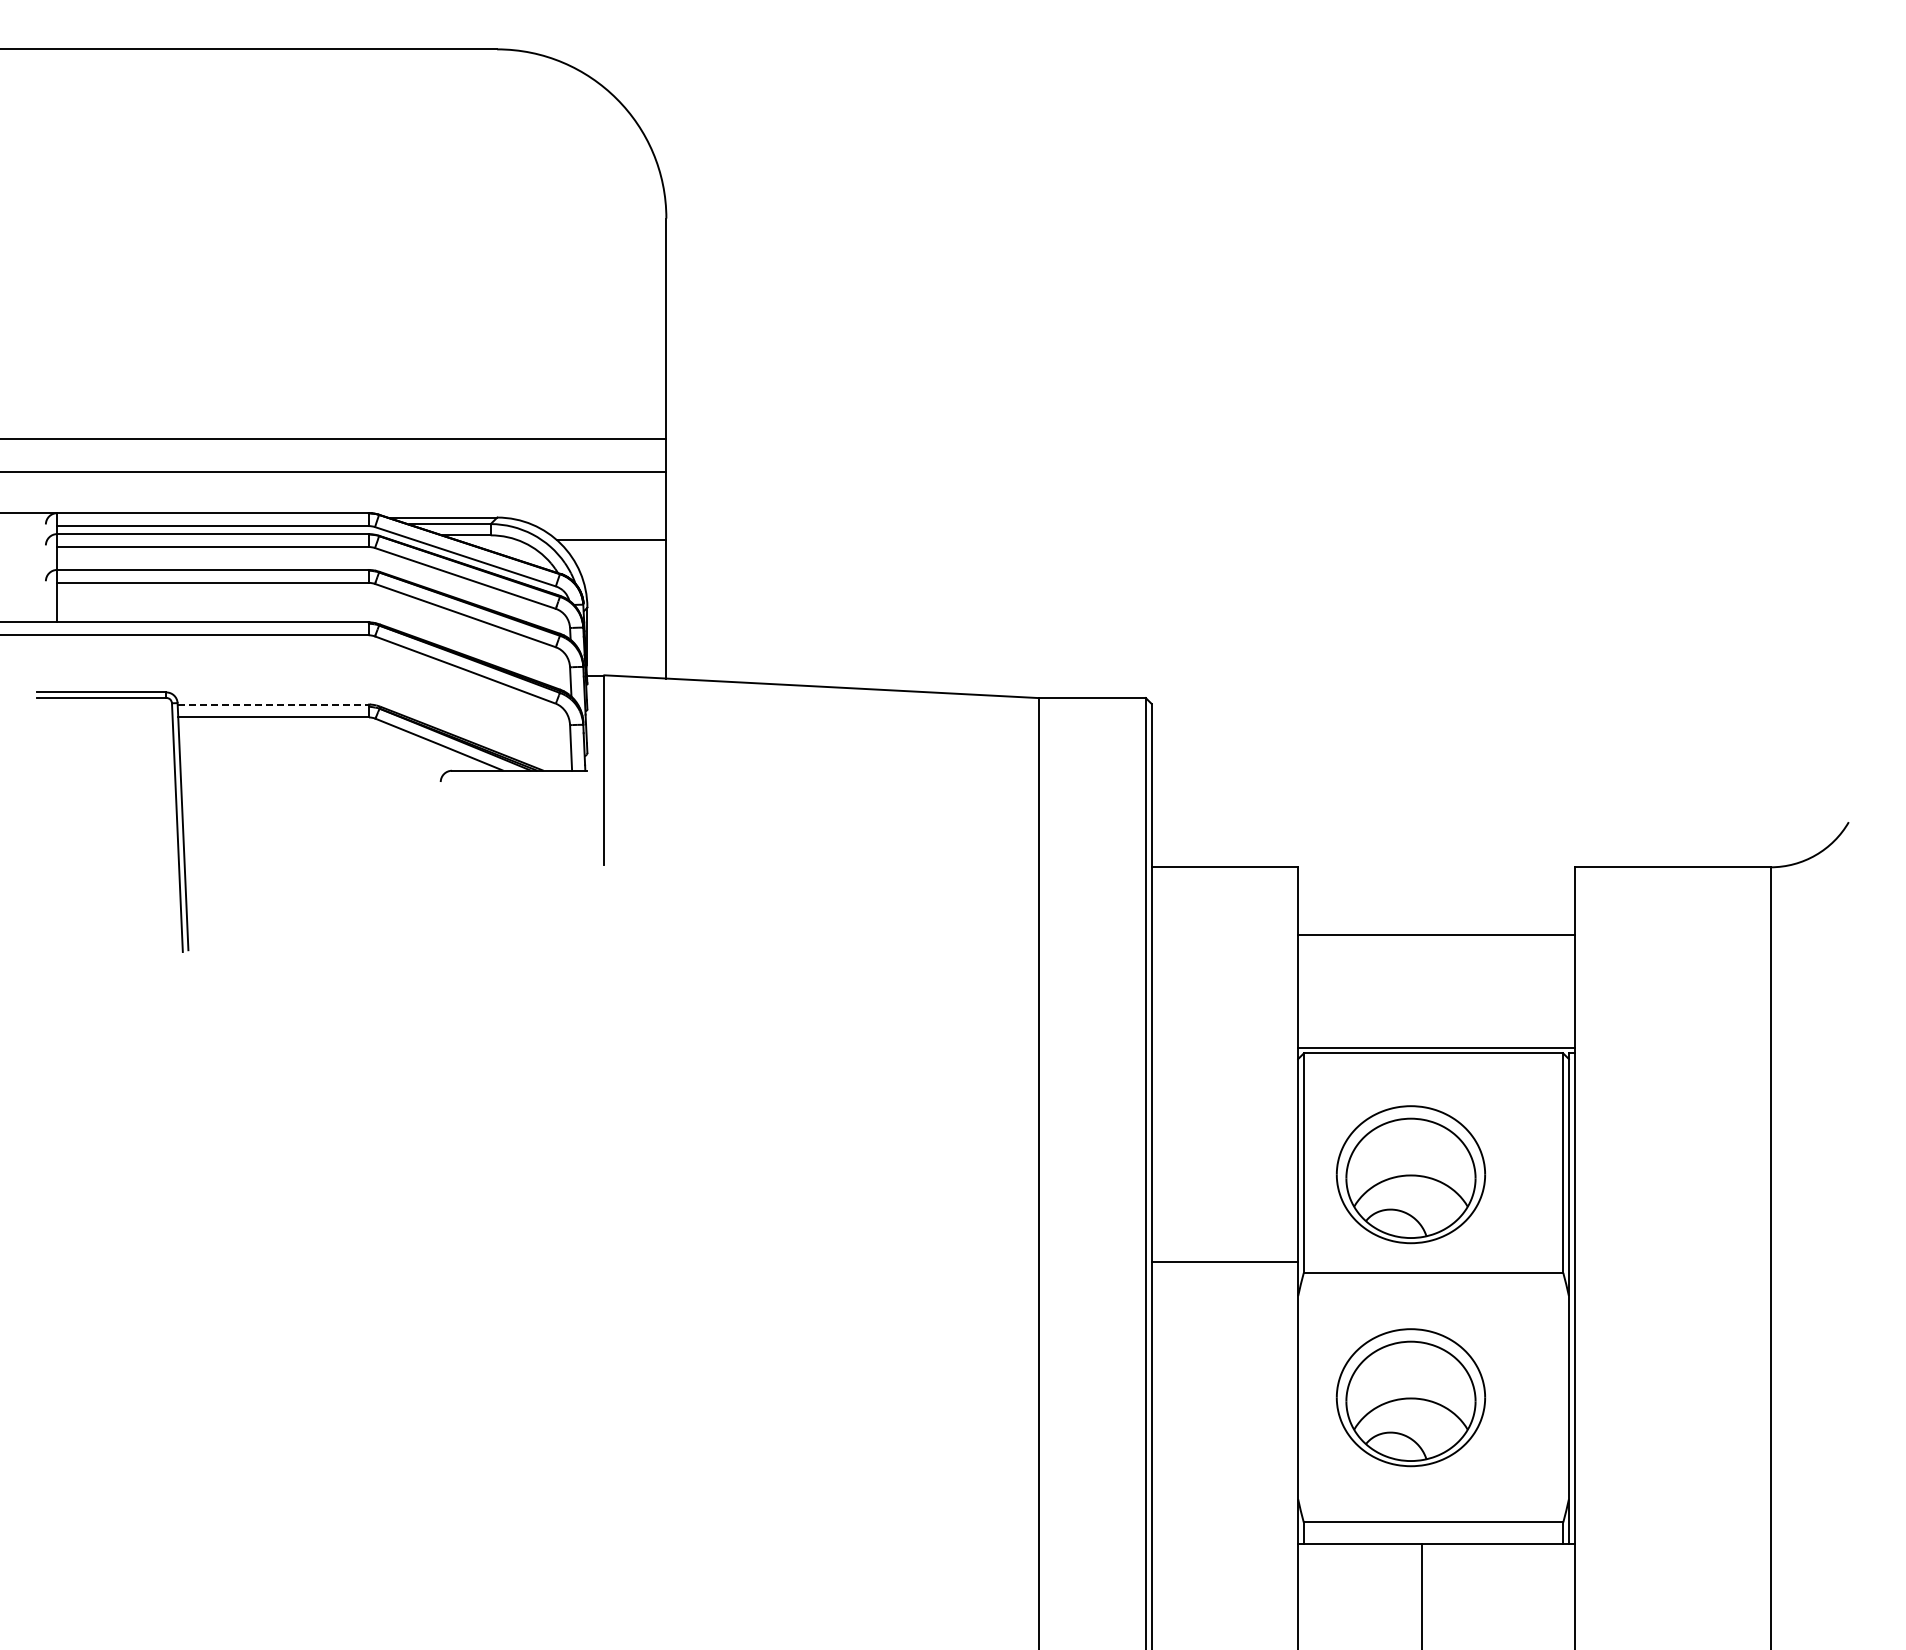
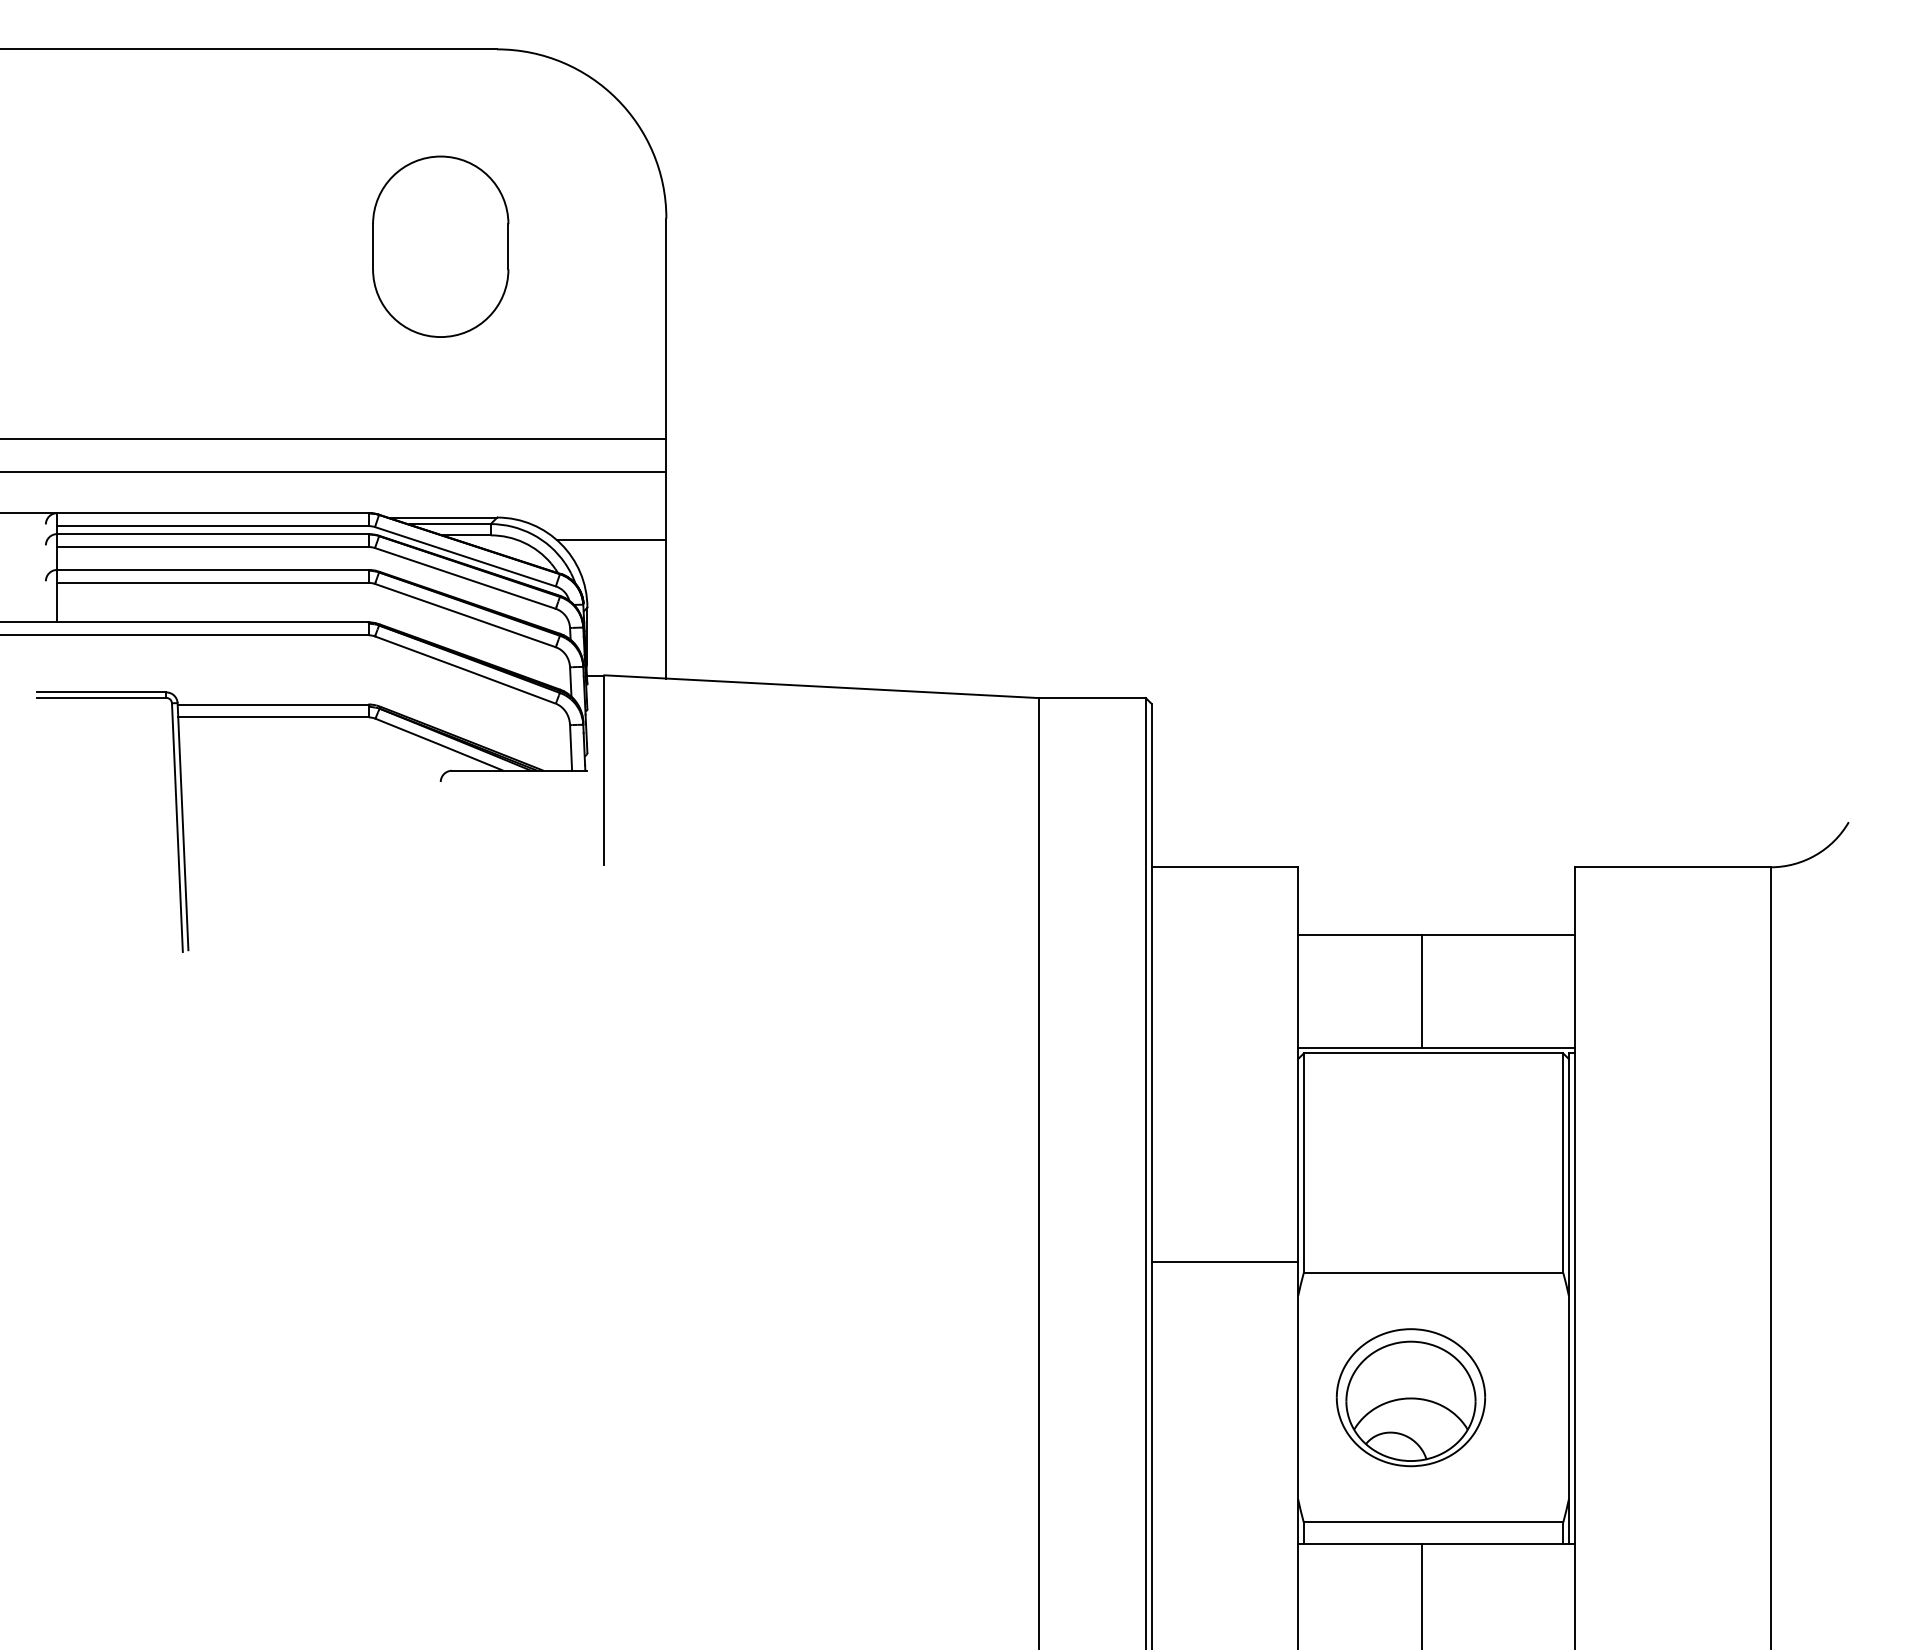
part: none -> present (440, 246)
line: dashed -> solid (273, 704)
line: none -> present (1422, 990)
part: present -> none (1410, 1174)
